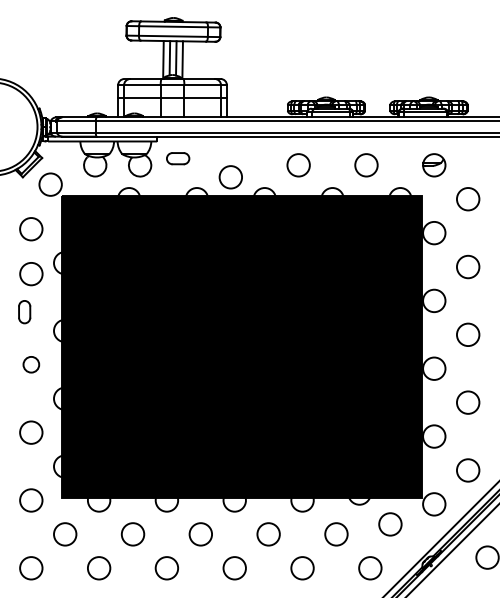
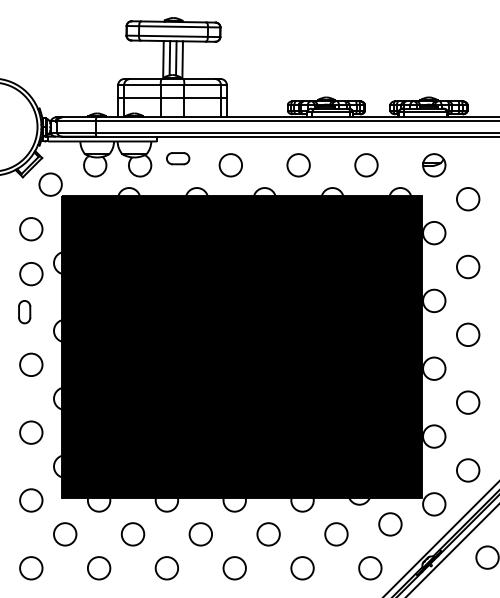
circle position: (230, 177) -> (230, 165) (230, 165)
circle size: 19x18 px -> 25x25 px (31, 364)
